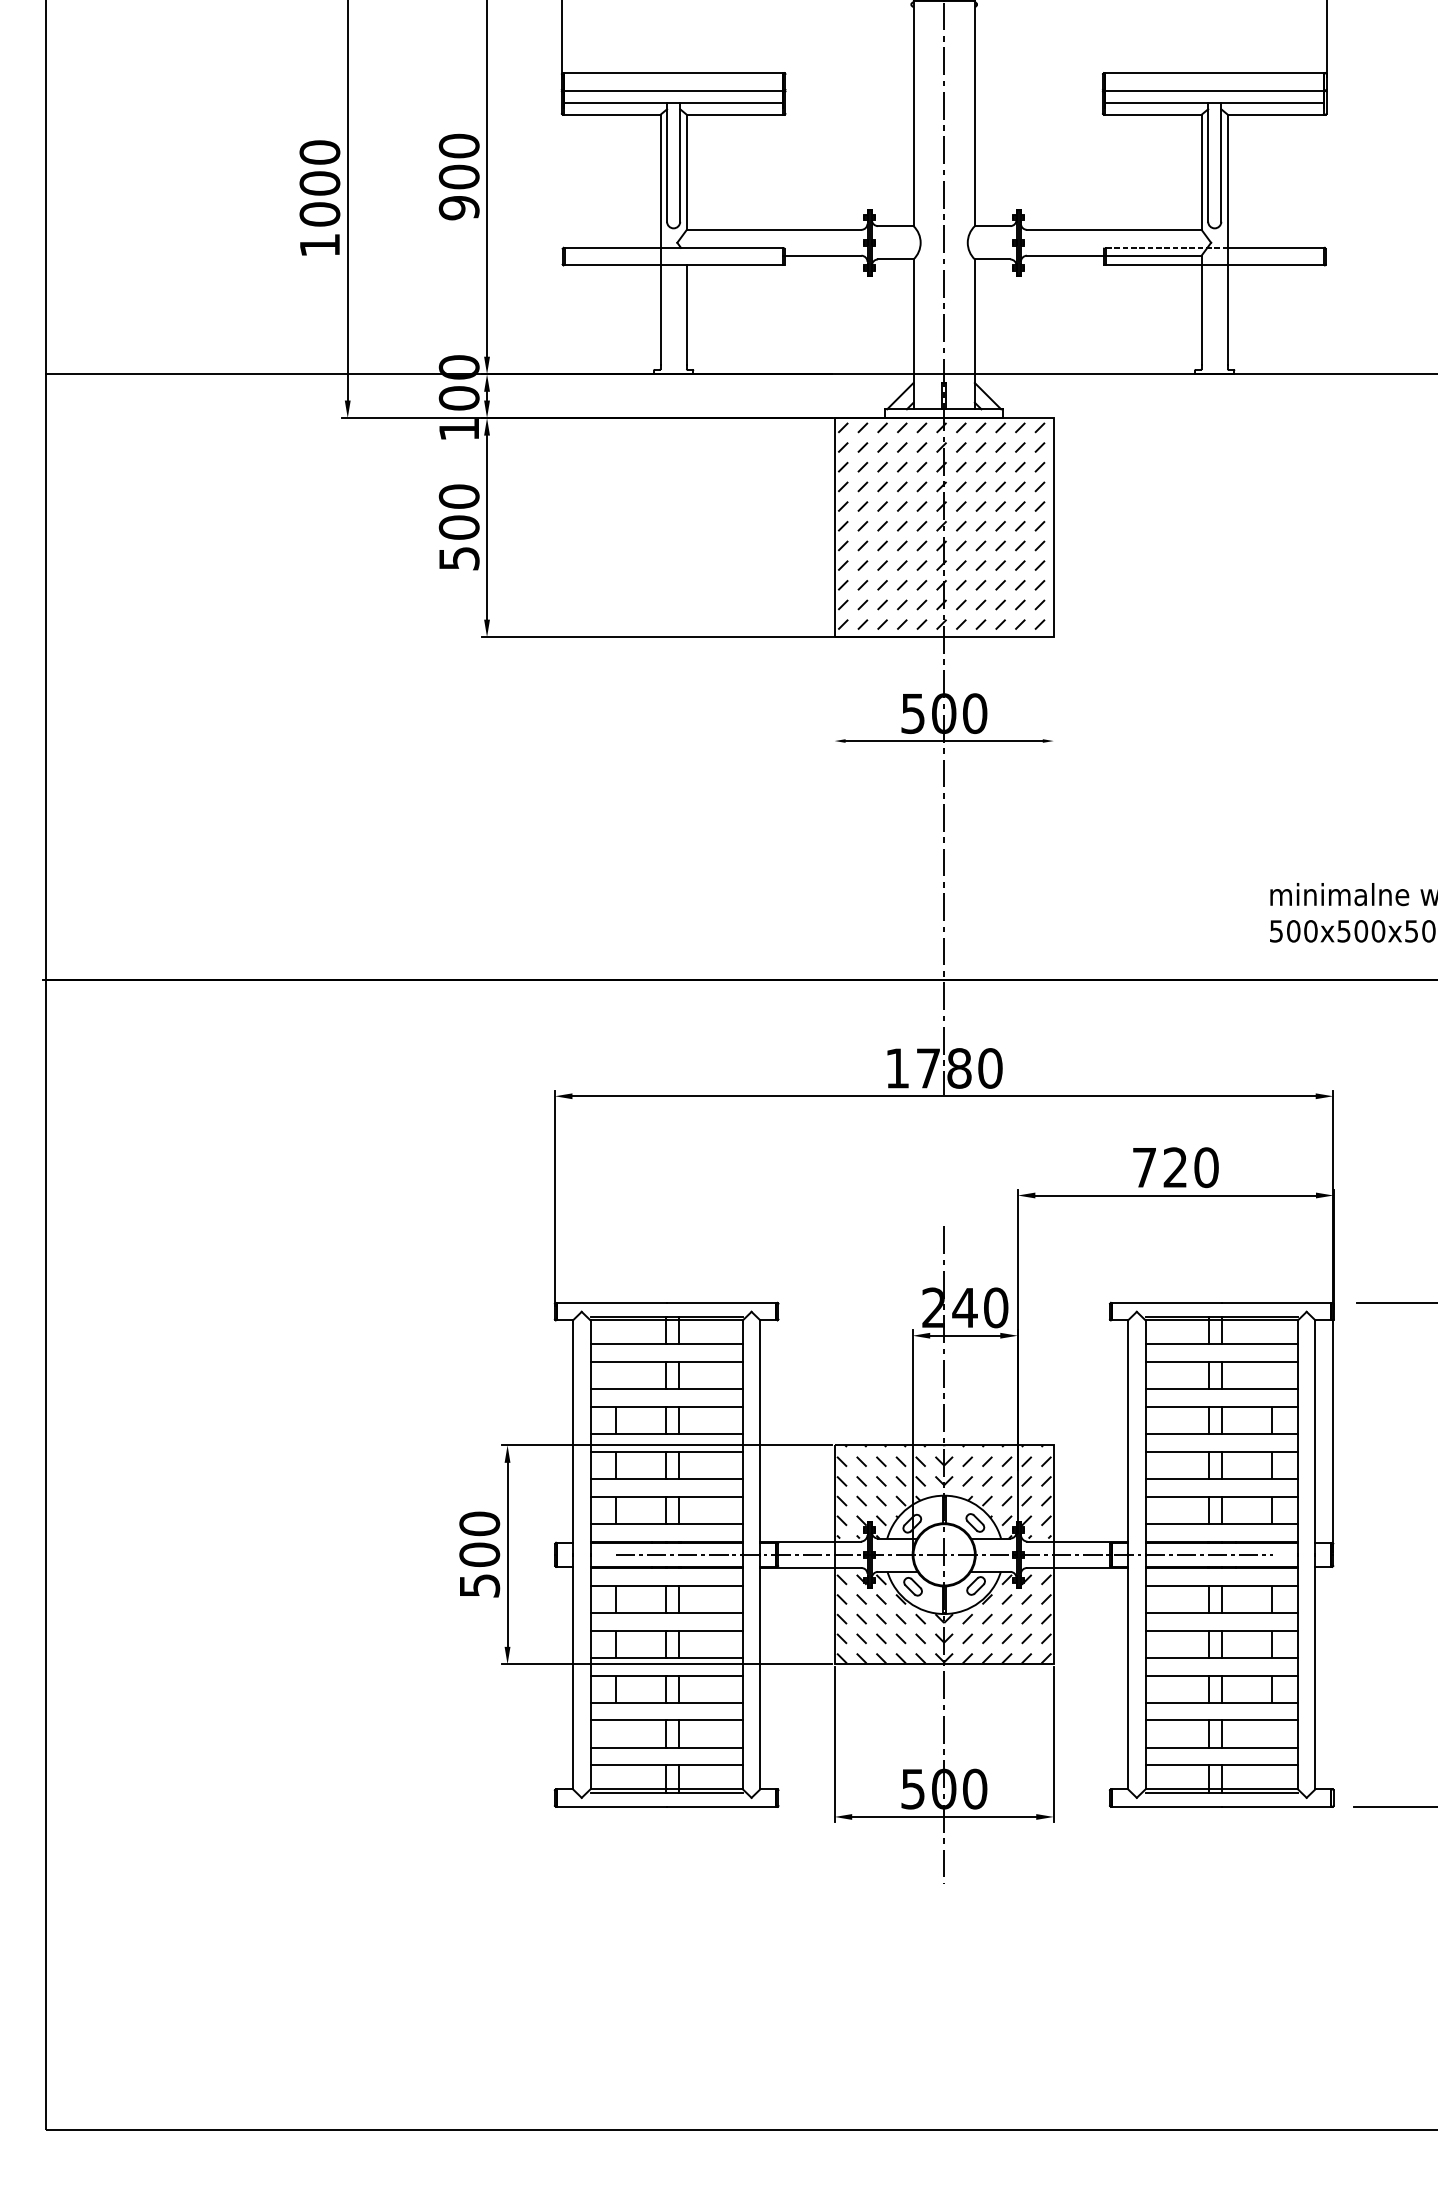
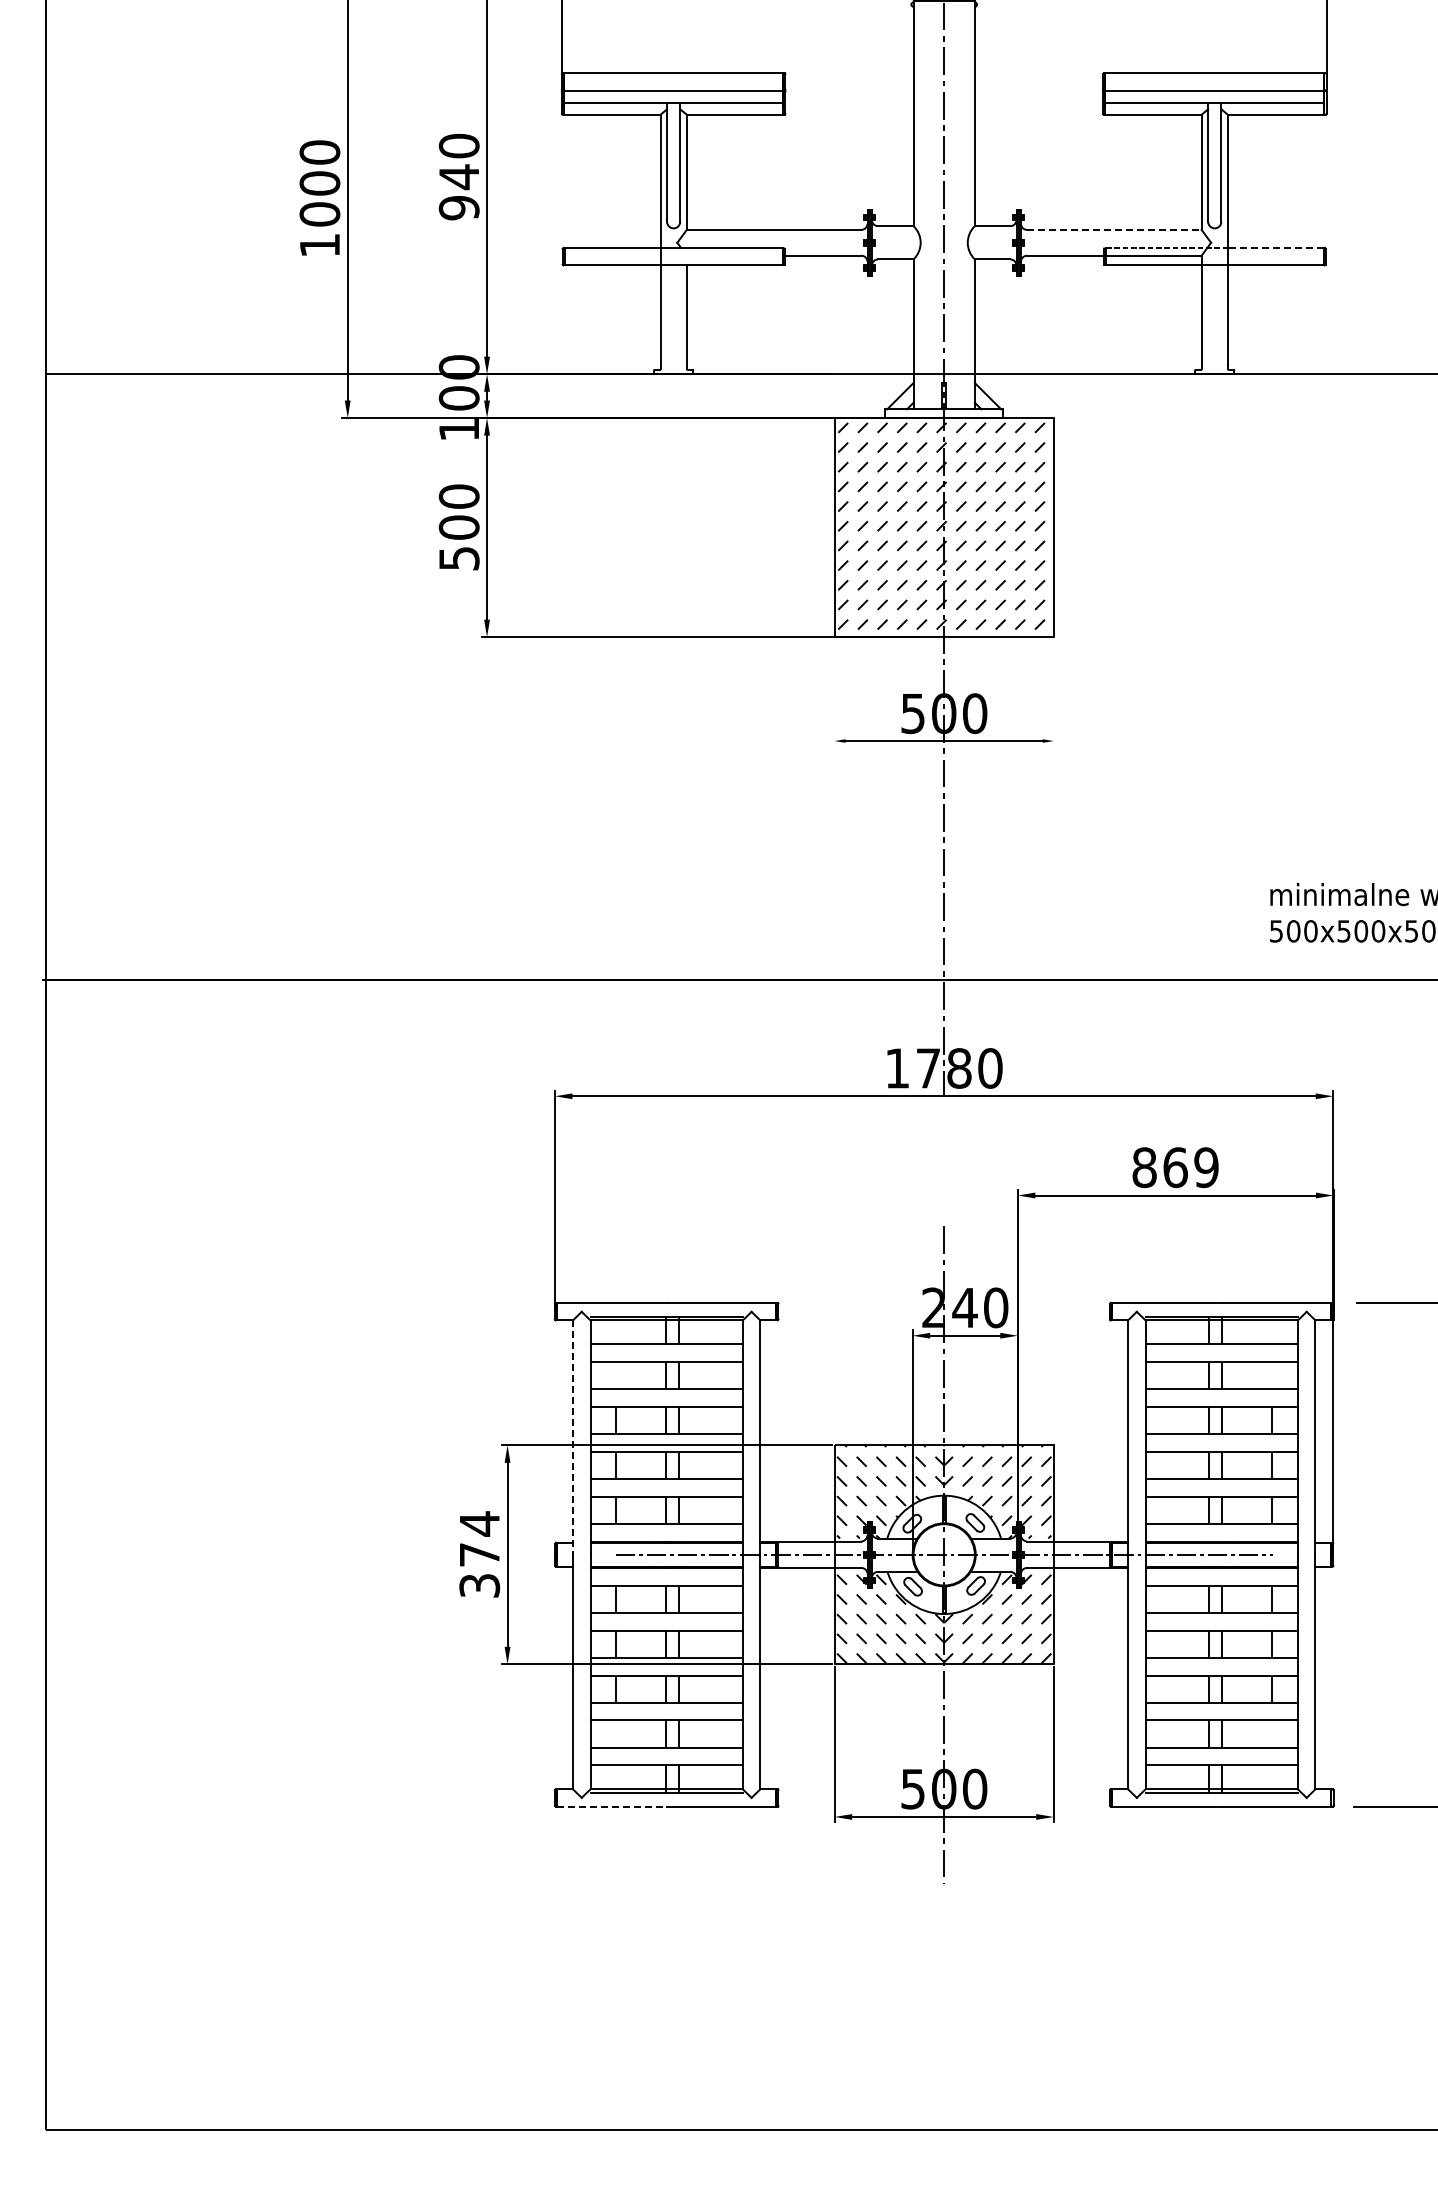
text: 900 -> 940 (458, 177)
line: solid -> dashed (1114, 229)
line: solid -> dashed (1275, 247)
text: 720 -> 869 (1175, 1167)
line: solid -> dashed (572, 1438)
text: 500 -> 374 (479, 1554)
line: solid -> dashed (611, 1806)
